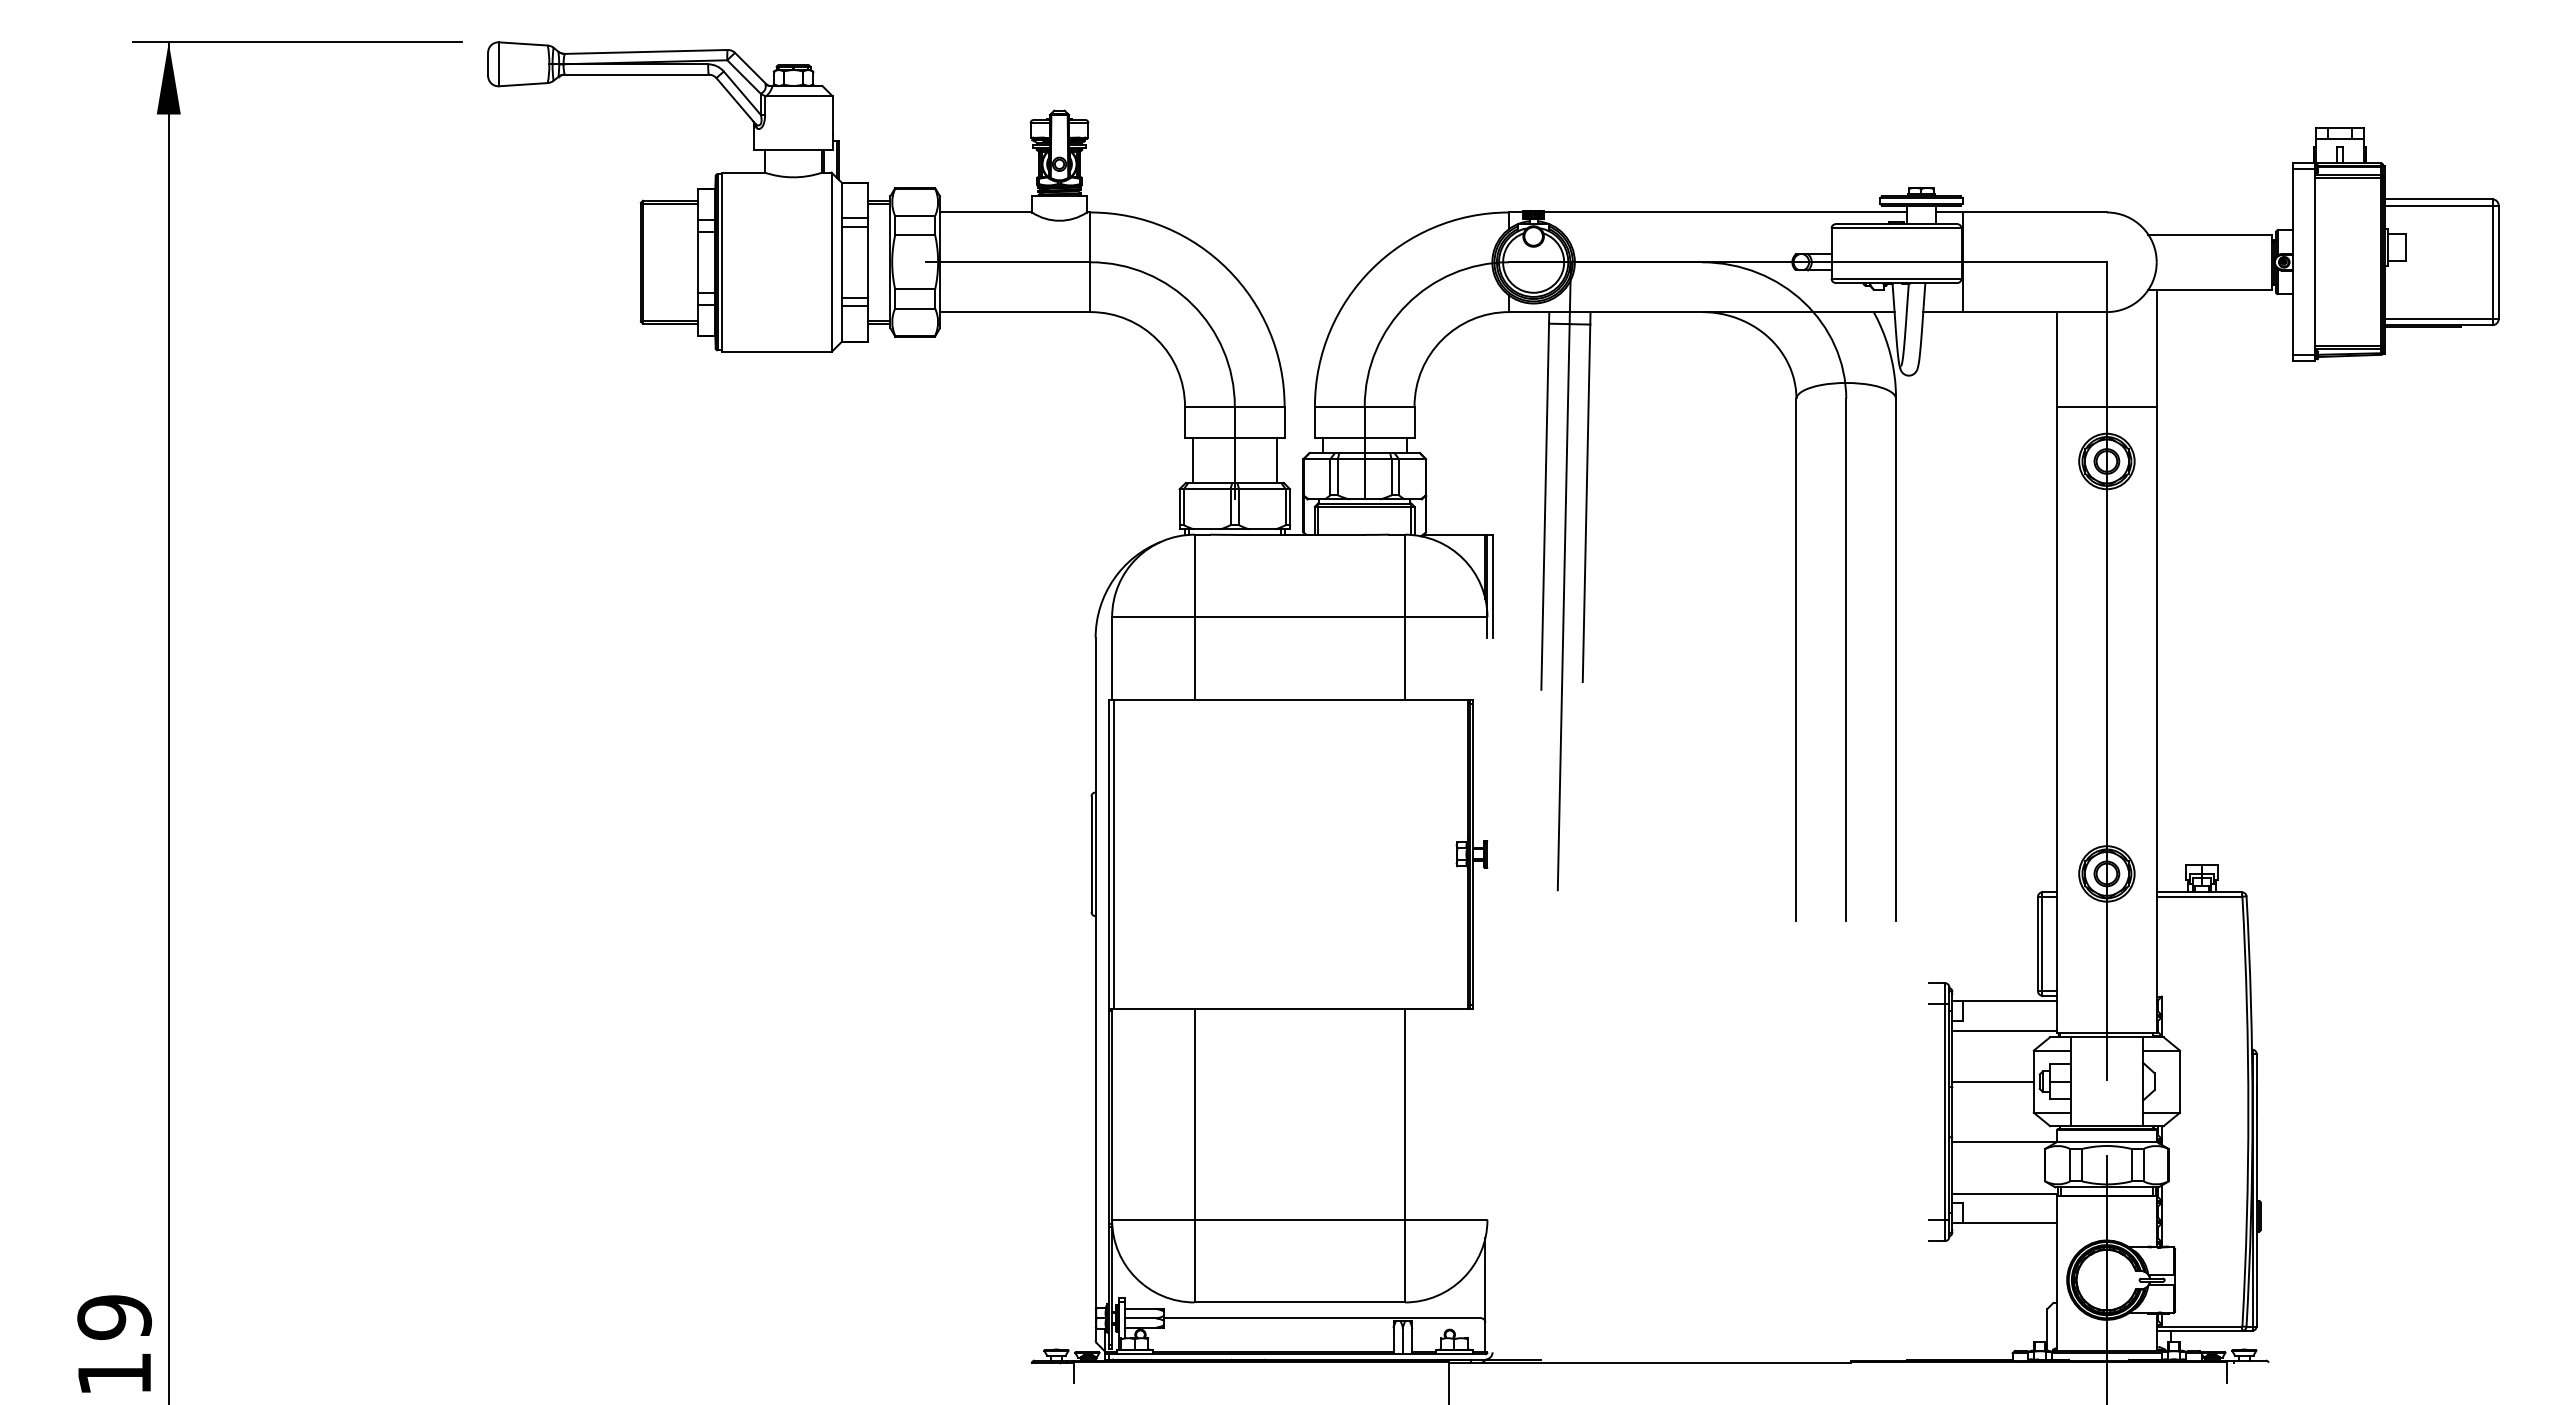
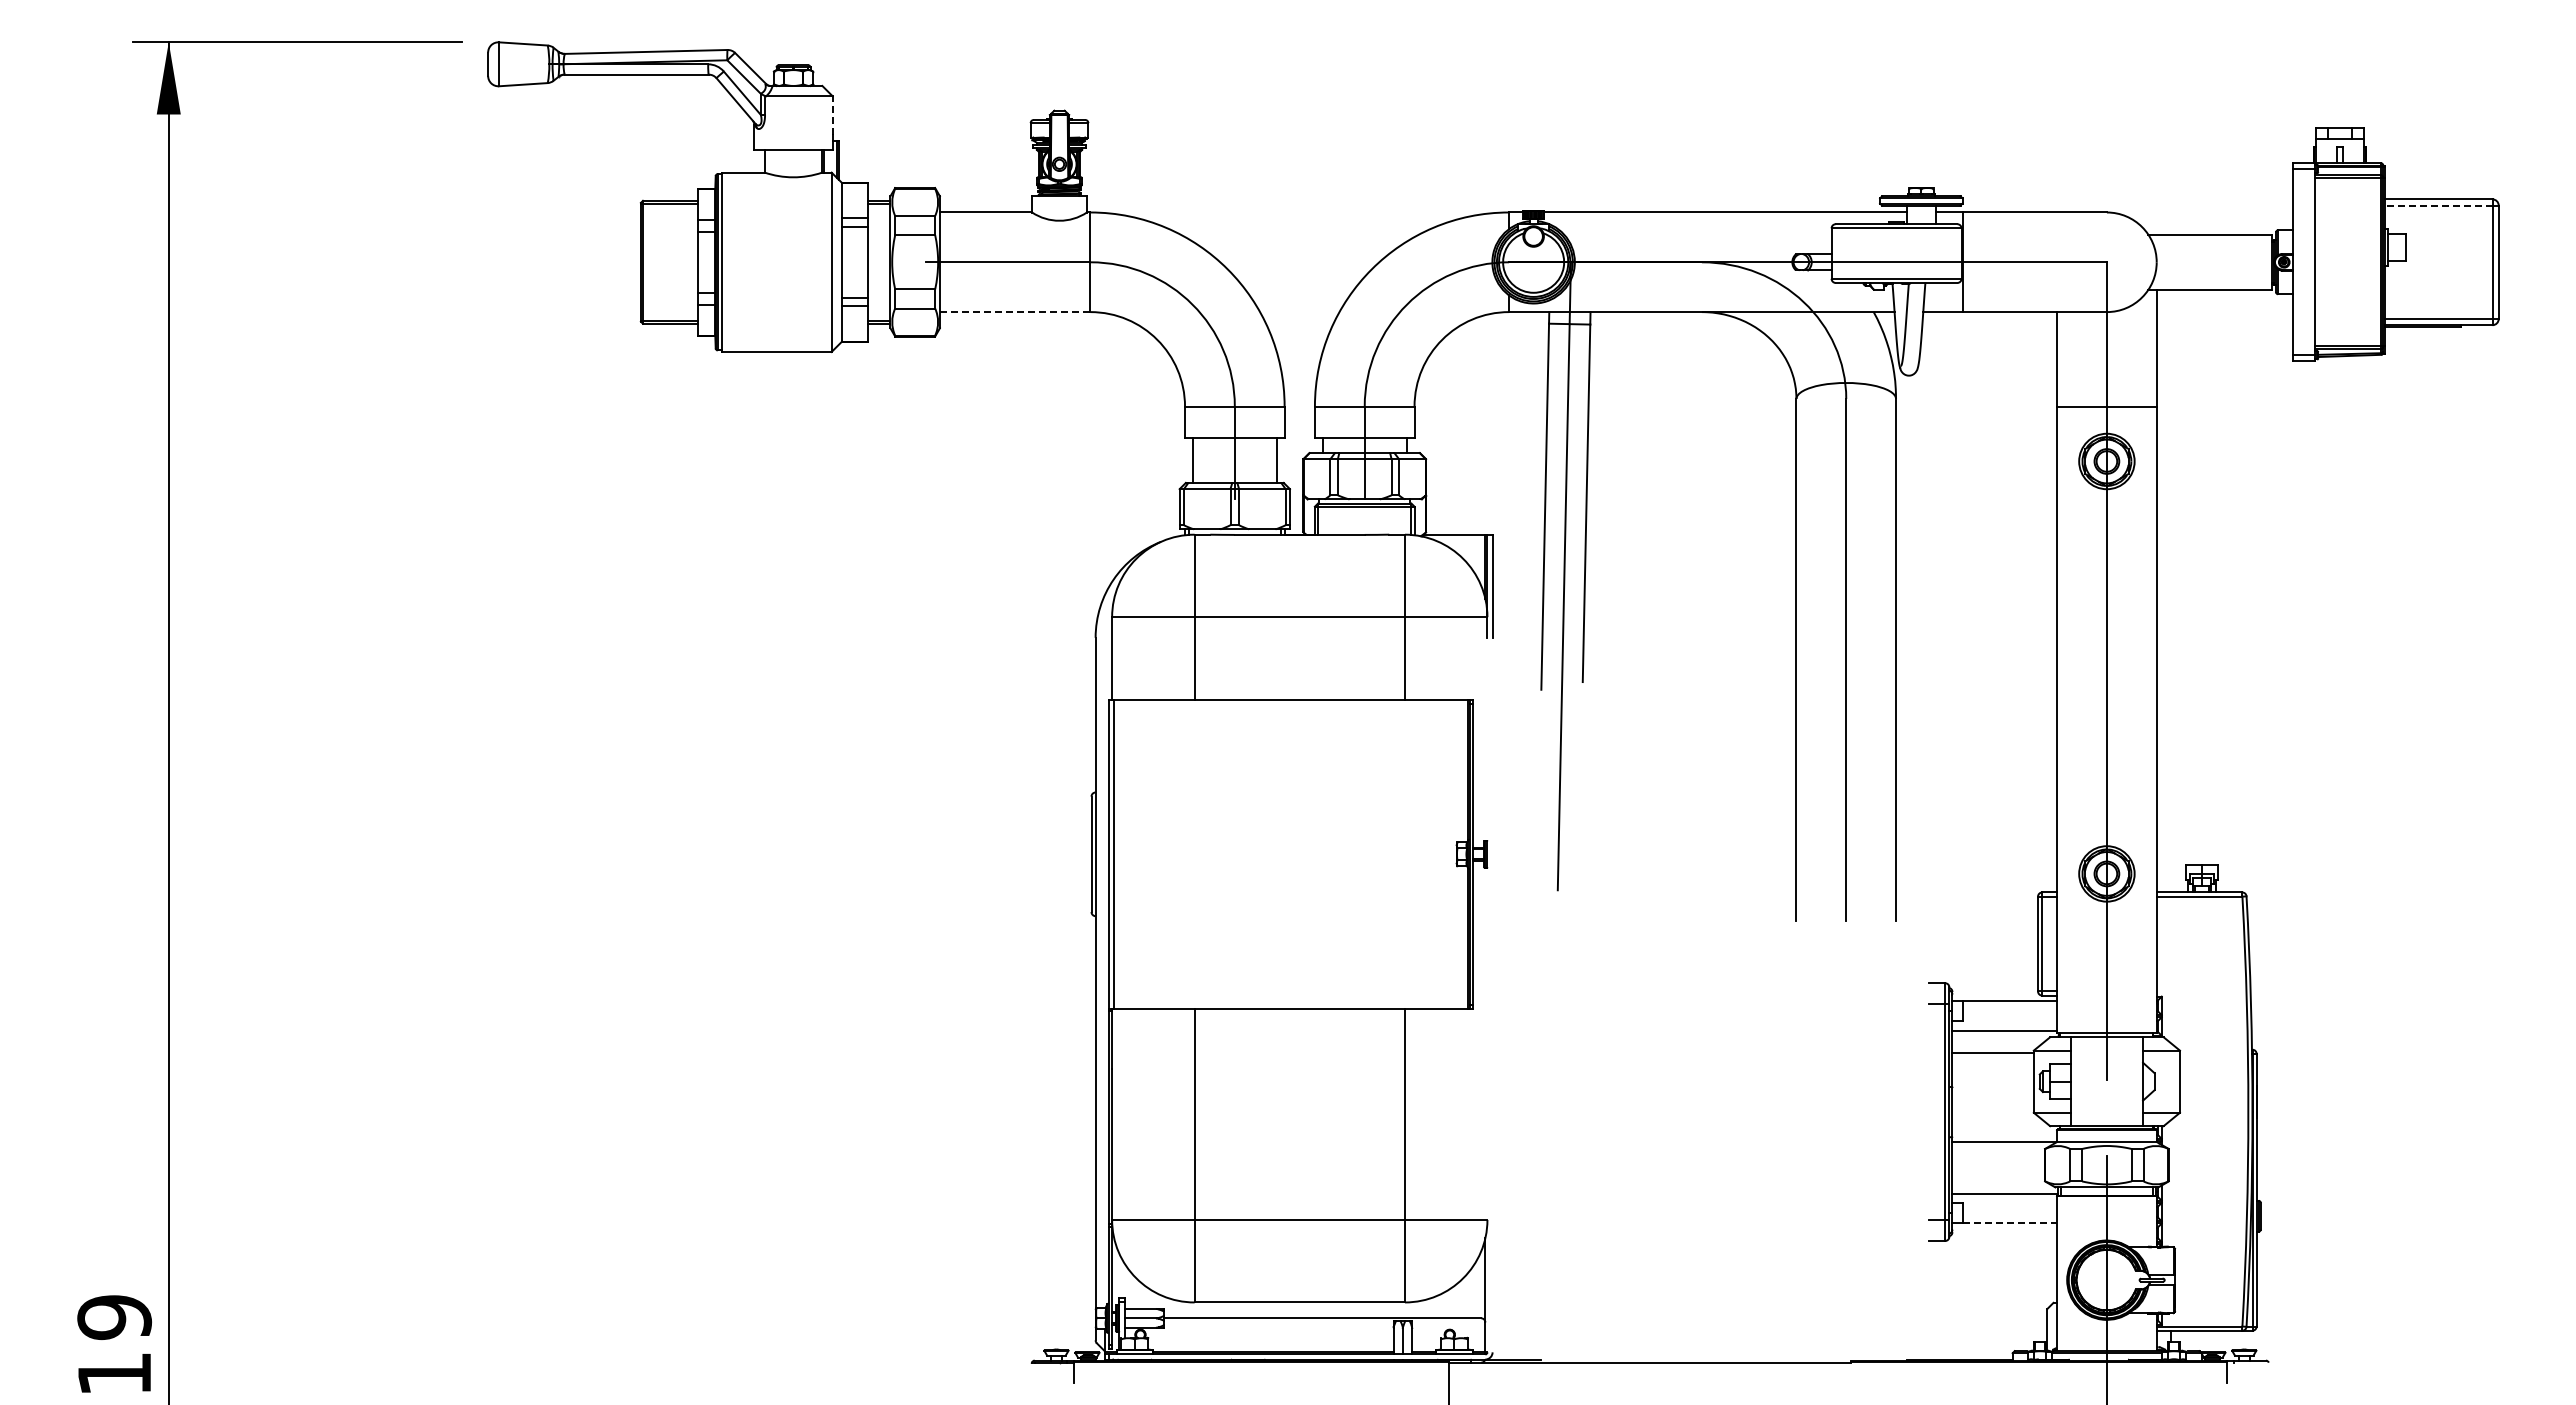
line: solid -> dashed (832, 115)
line: solid -> dashed (2438, 205)
line: solid -> dashed (1015, 312)
line position: (1992, 1082) -> (1992, 1053) (1992, 1053)
line: solid -> dashed (2010, 1223)
